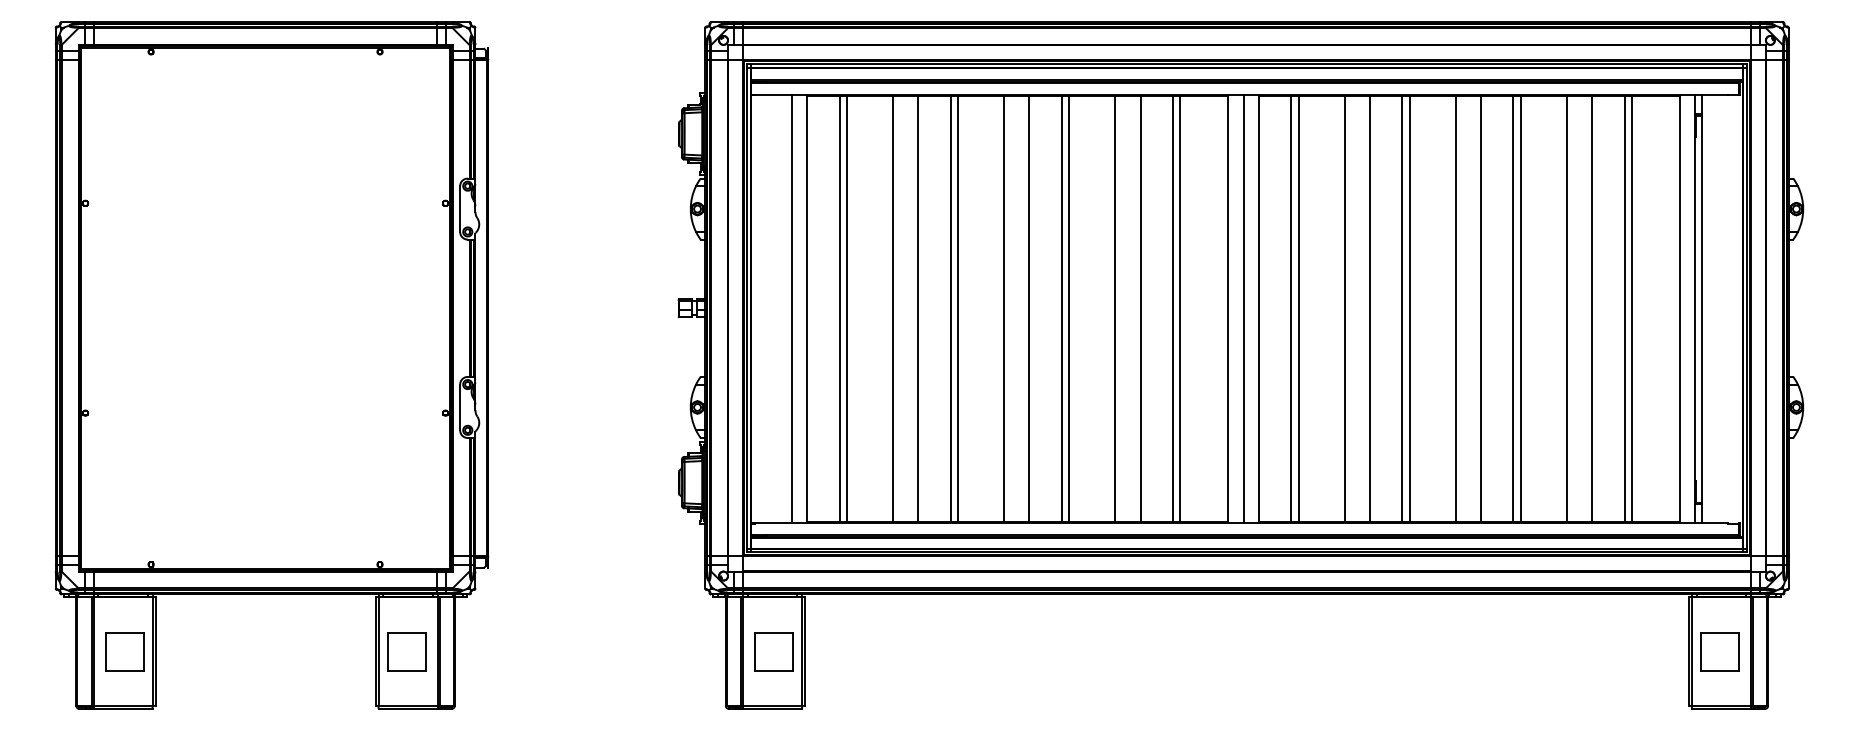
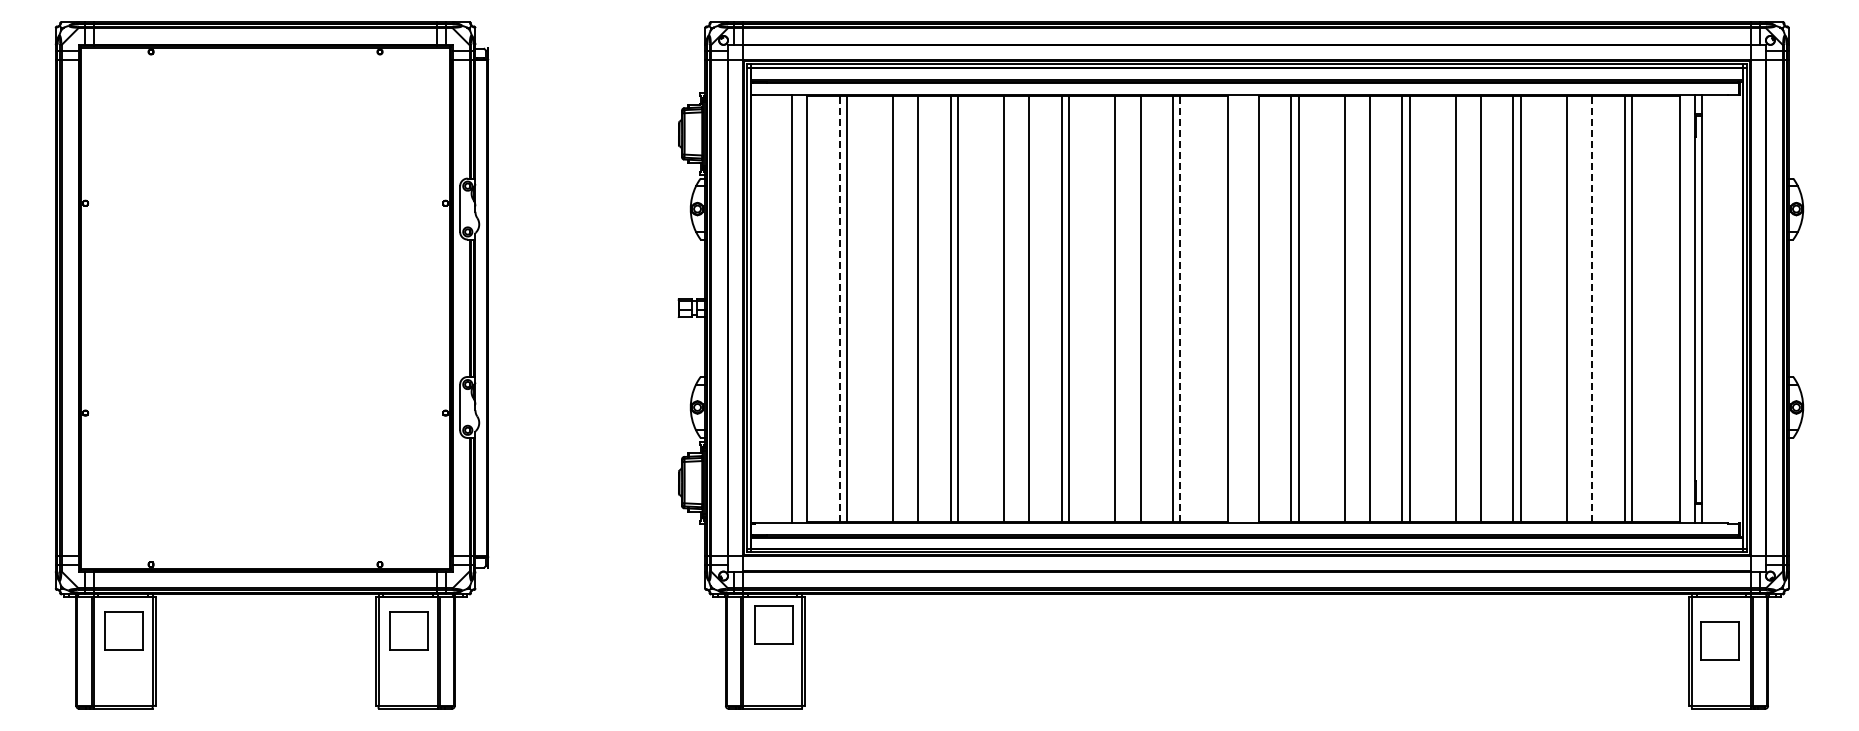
line: present -> none (1243, 308)
line: solid -> dashed (839, 309)
line: solid -> dashed (1180, 309)
line: solid -> dashed (1592, 309)
part position: (124, 651) -> (123, 630) (123, 630)
part position: (406, 651) -> (408, 630) (408, 630)
part position: (773, 651) -> (773, 624) (773, 624)
part position: (1719, 651) -> (1719, 640) (1719, 640)
